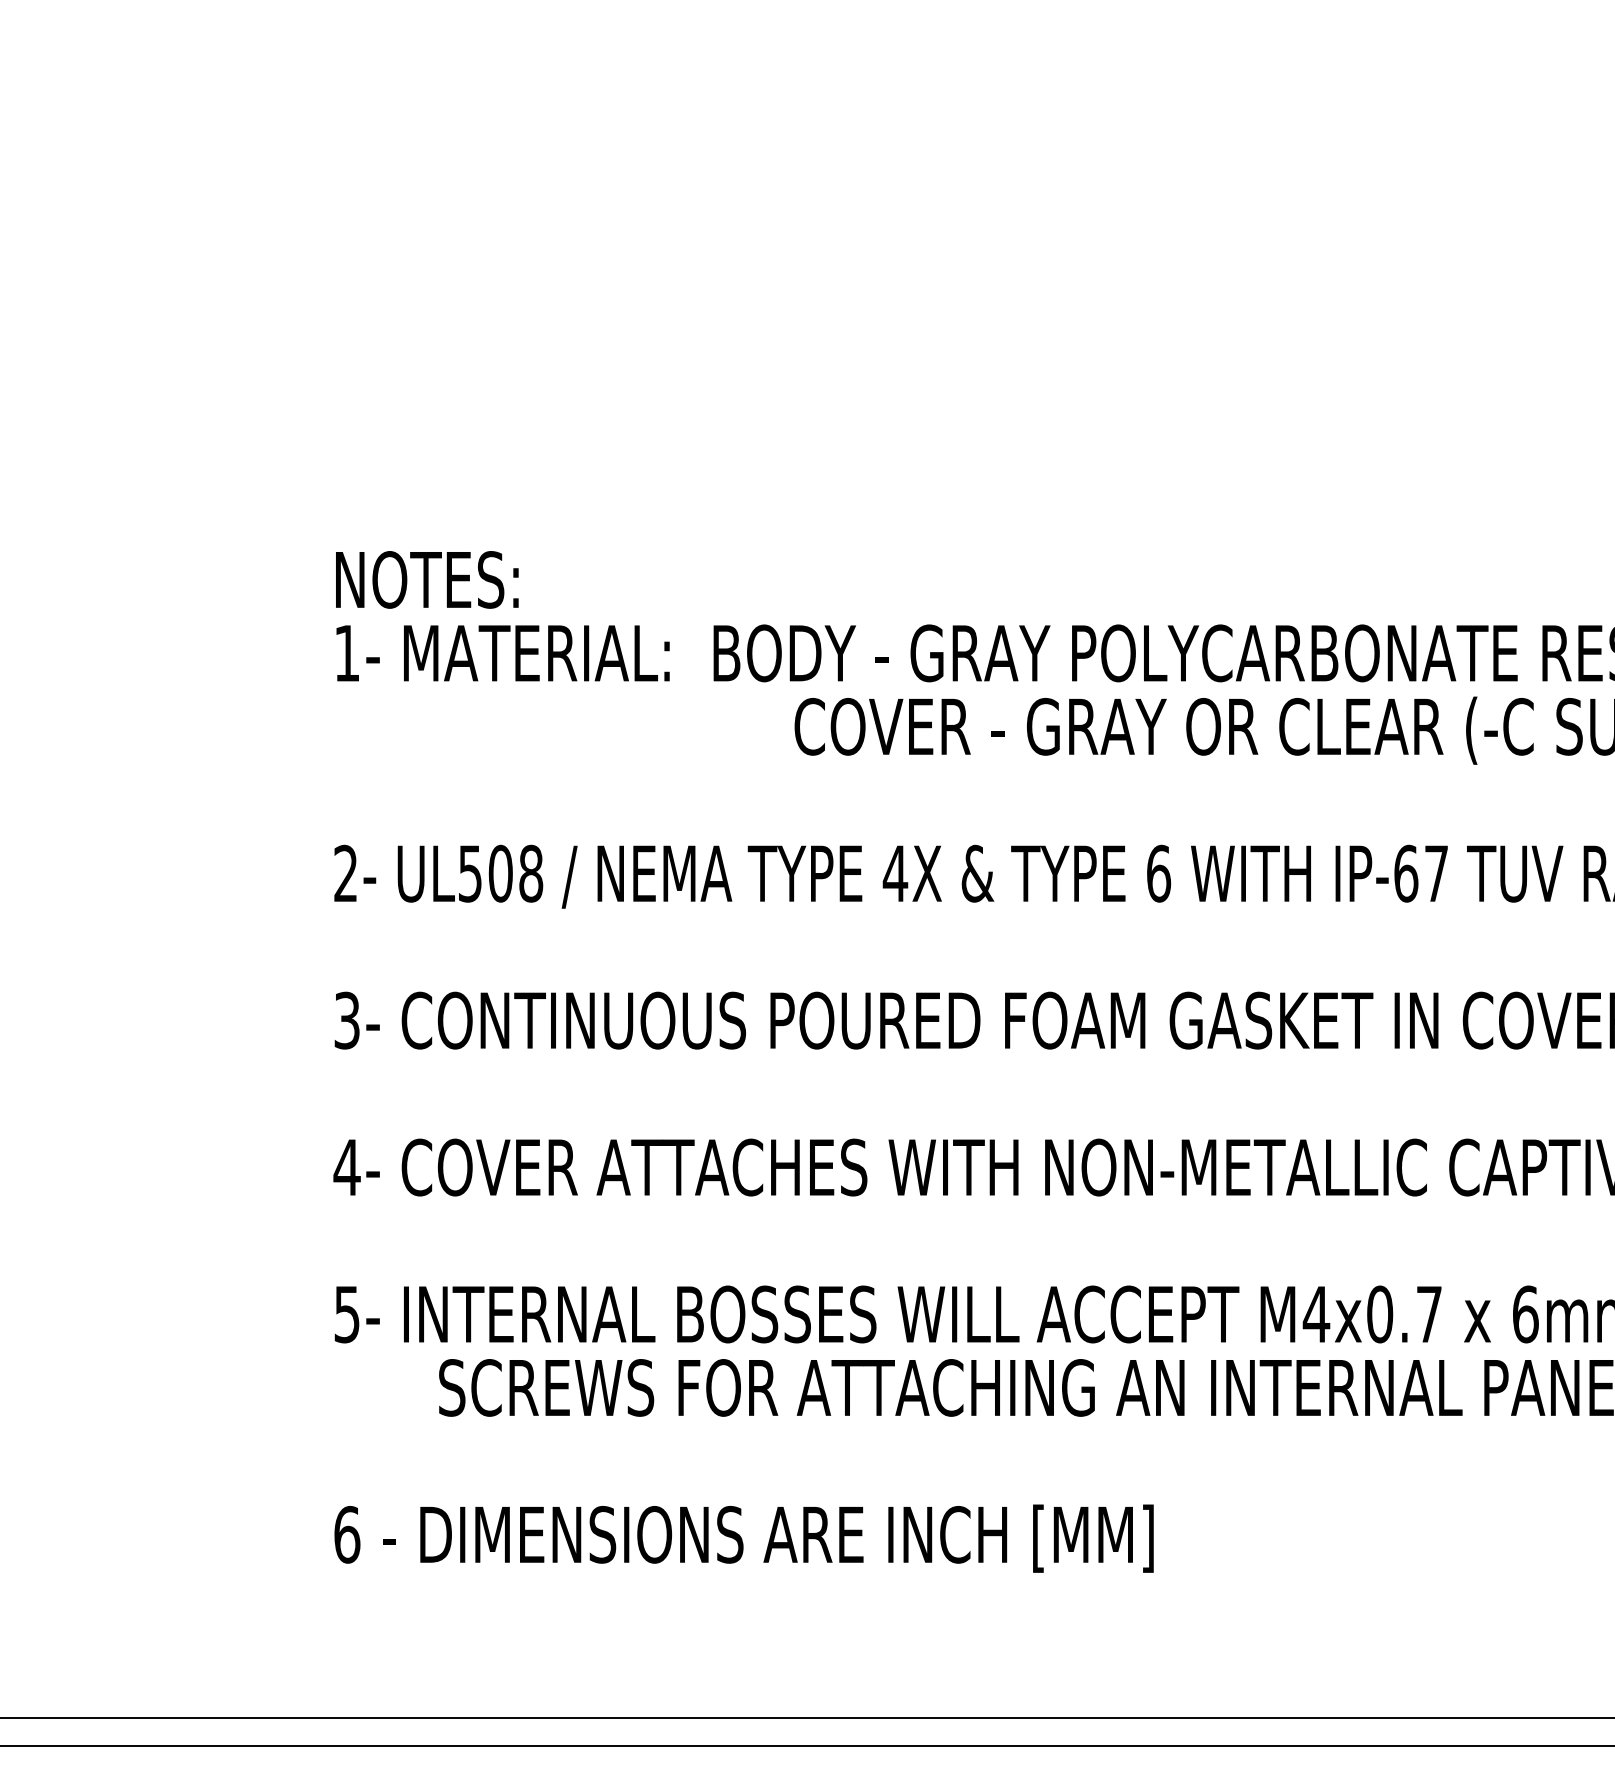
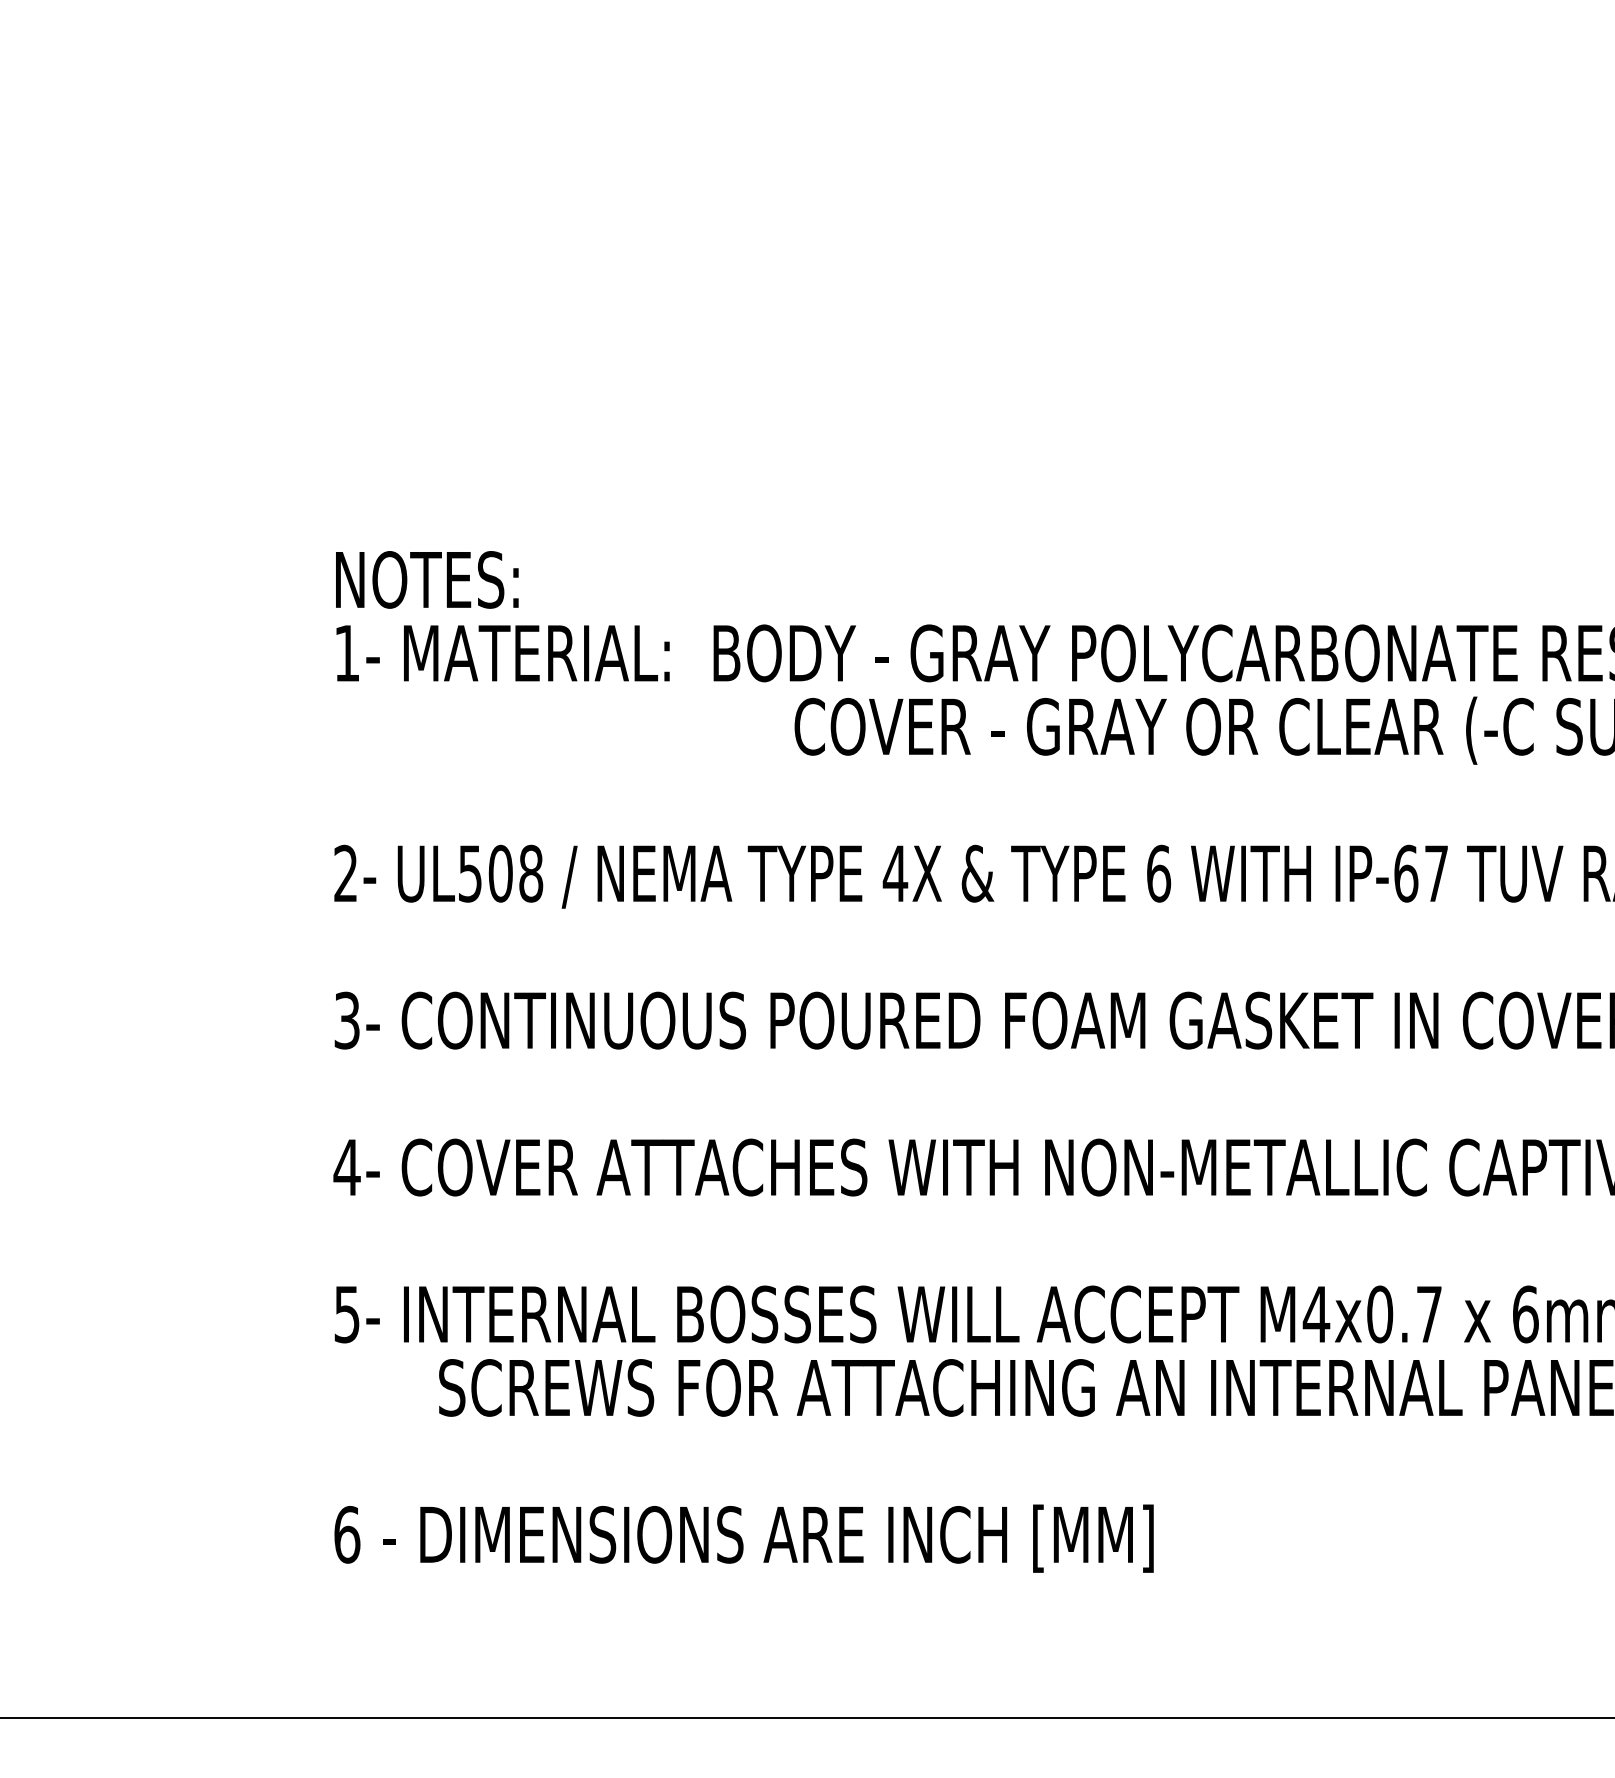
line: present -> none (806, 1745)
